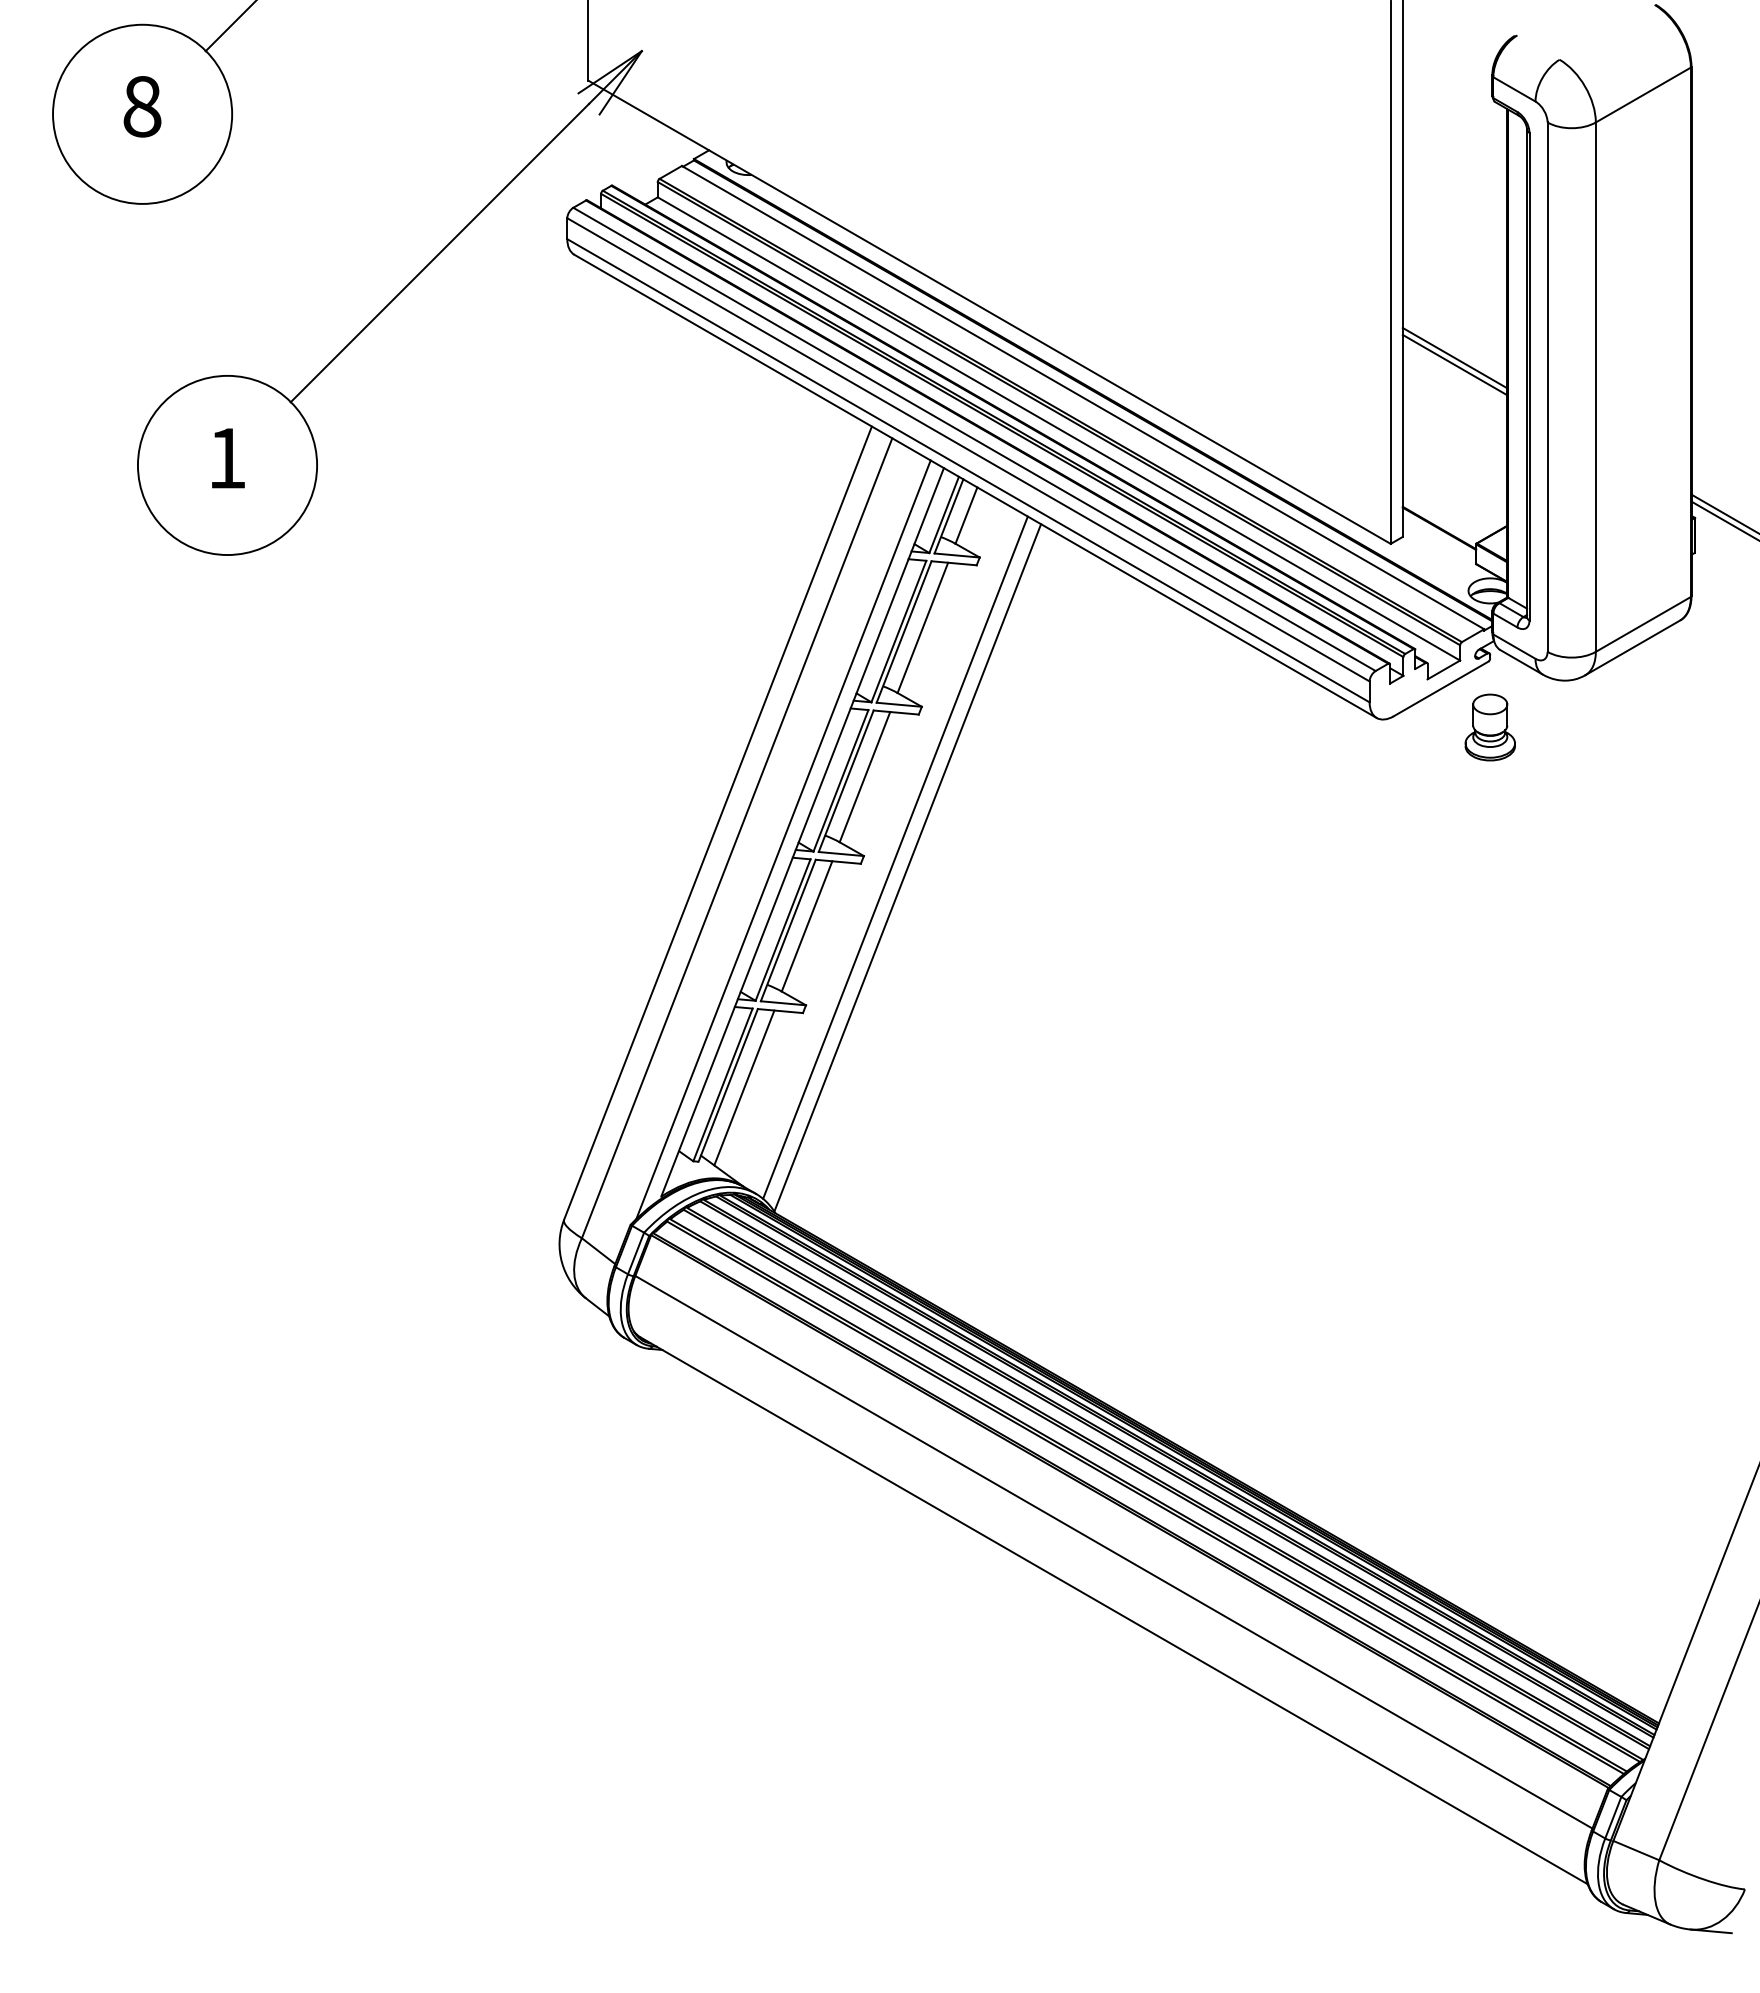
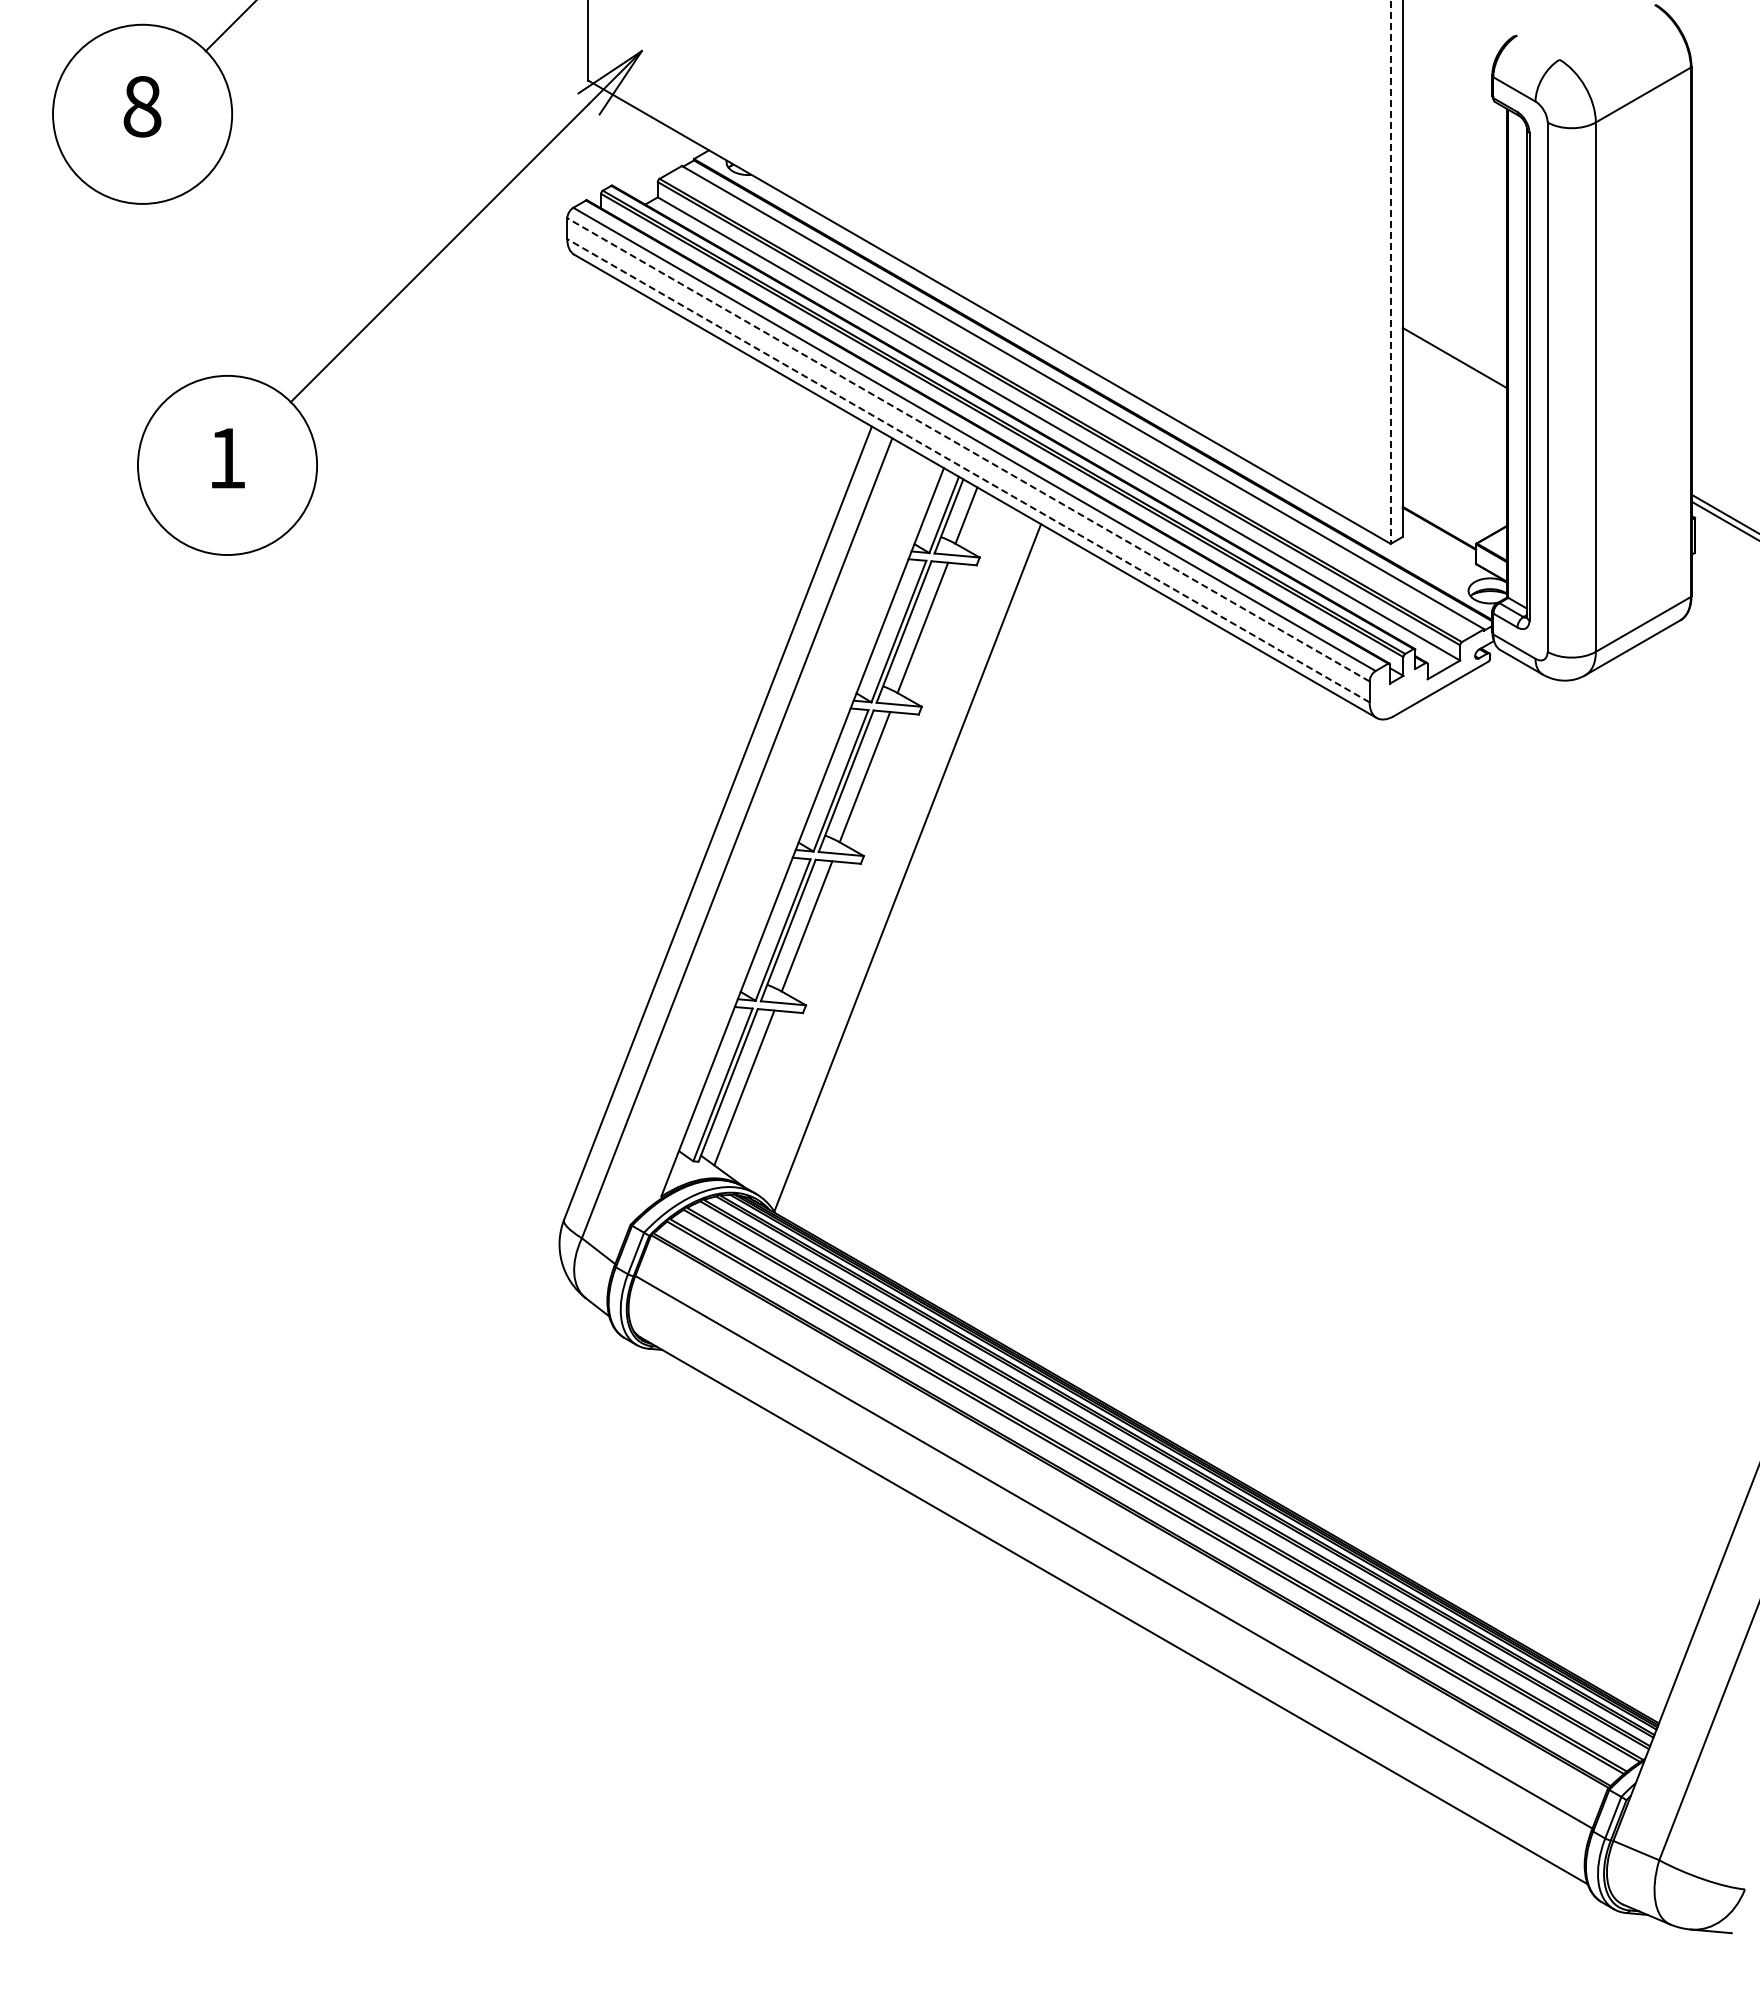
line: solid -> dashed (1390, 272)
line: present -> none (1454, 364)
line: solid -> dashed (968, 449)
line: solid -> dashed (968, 470)
part: present -> none (1489, 727)
line: present -> none (783, 839)
line: present -> none (895, 857)
